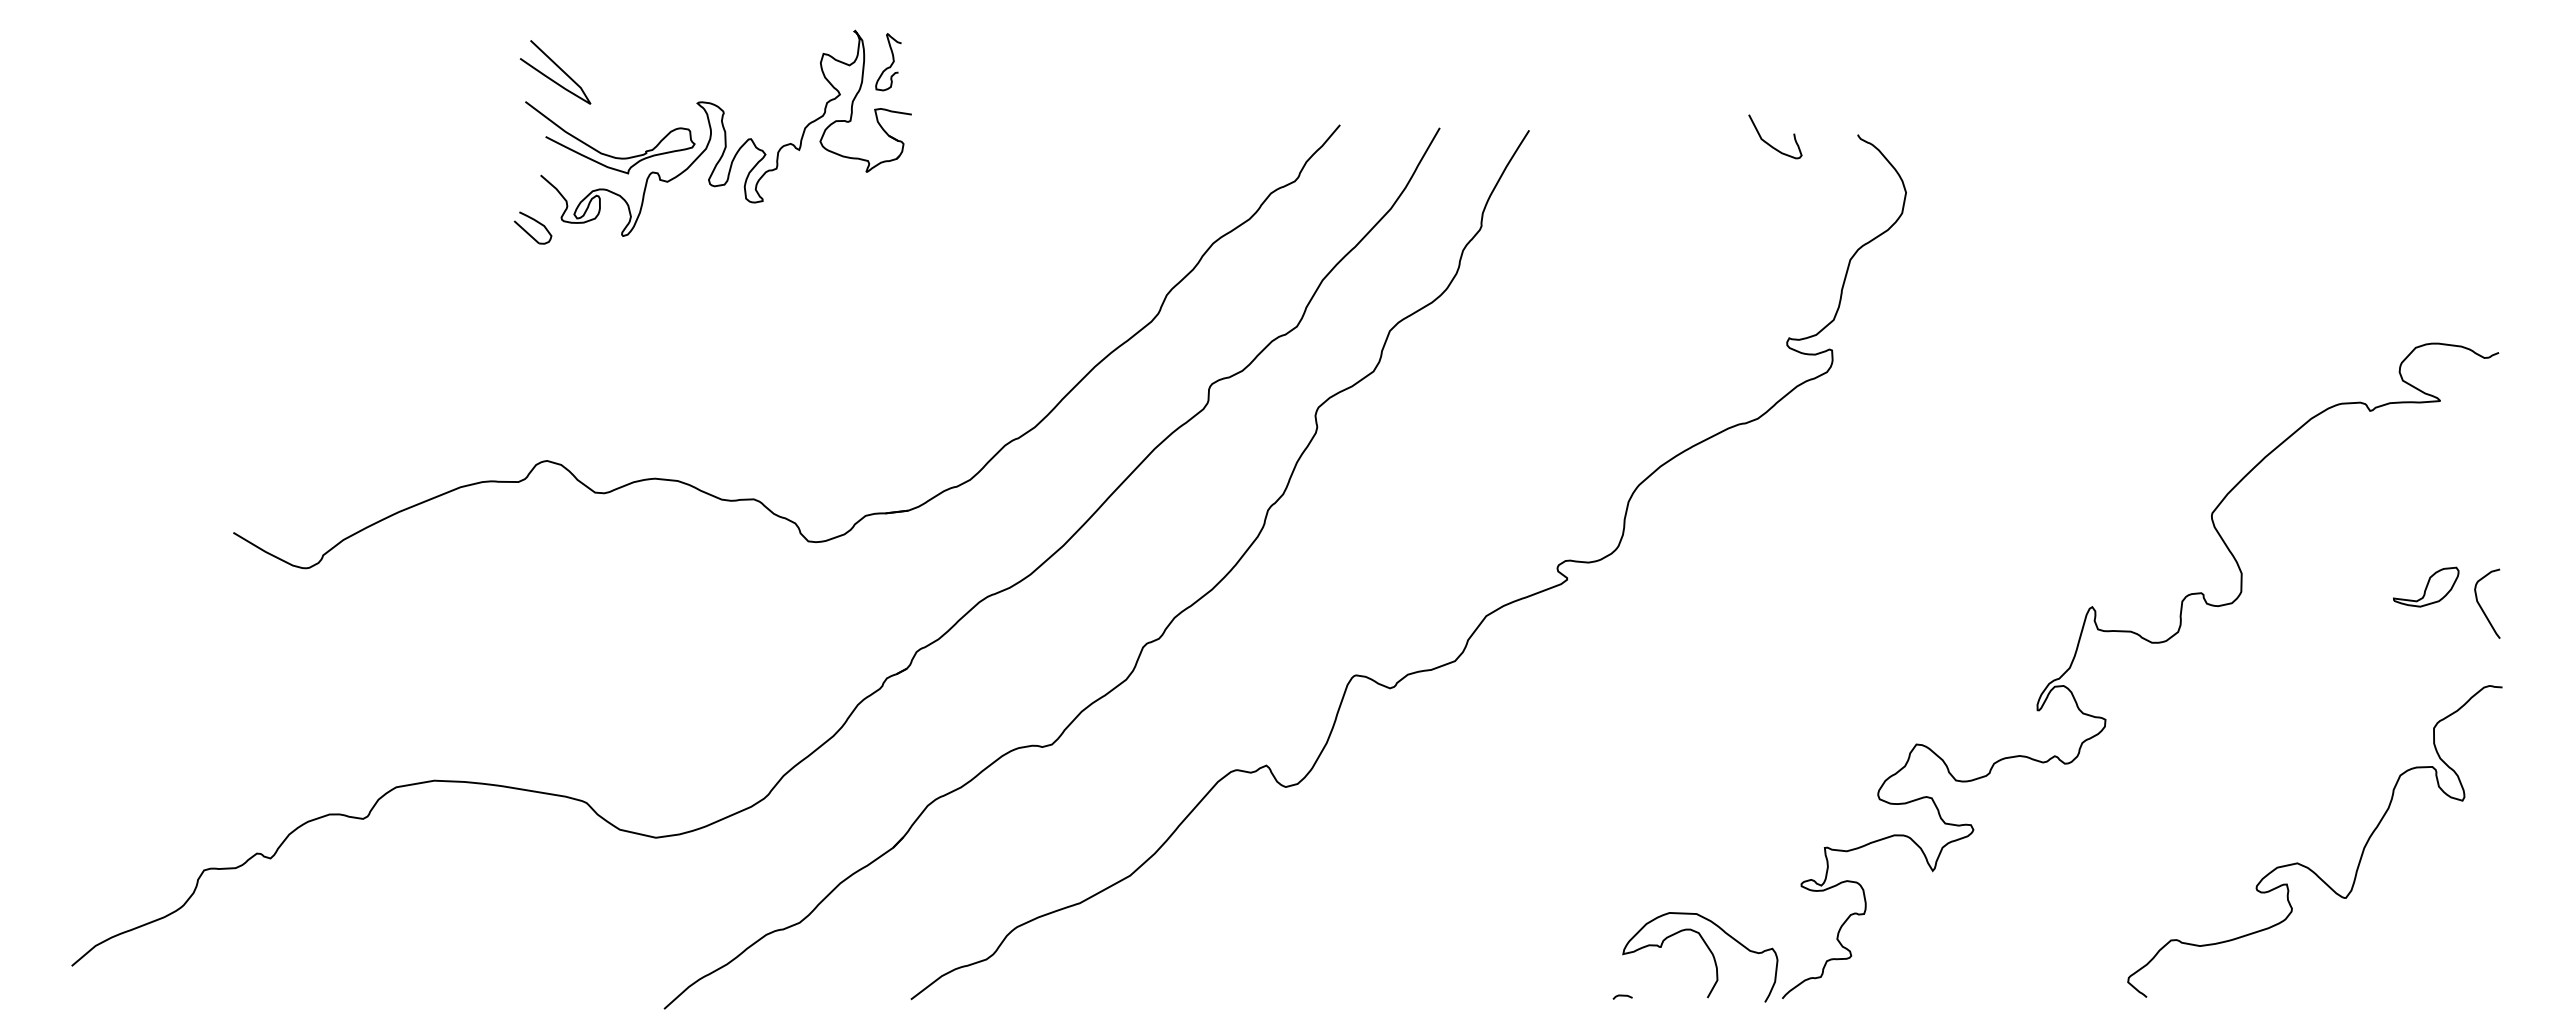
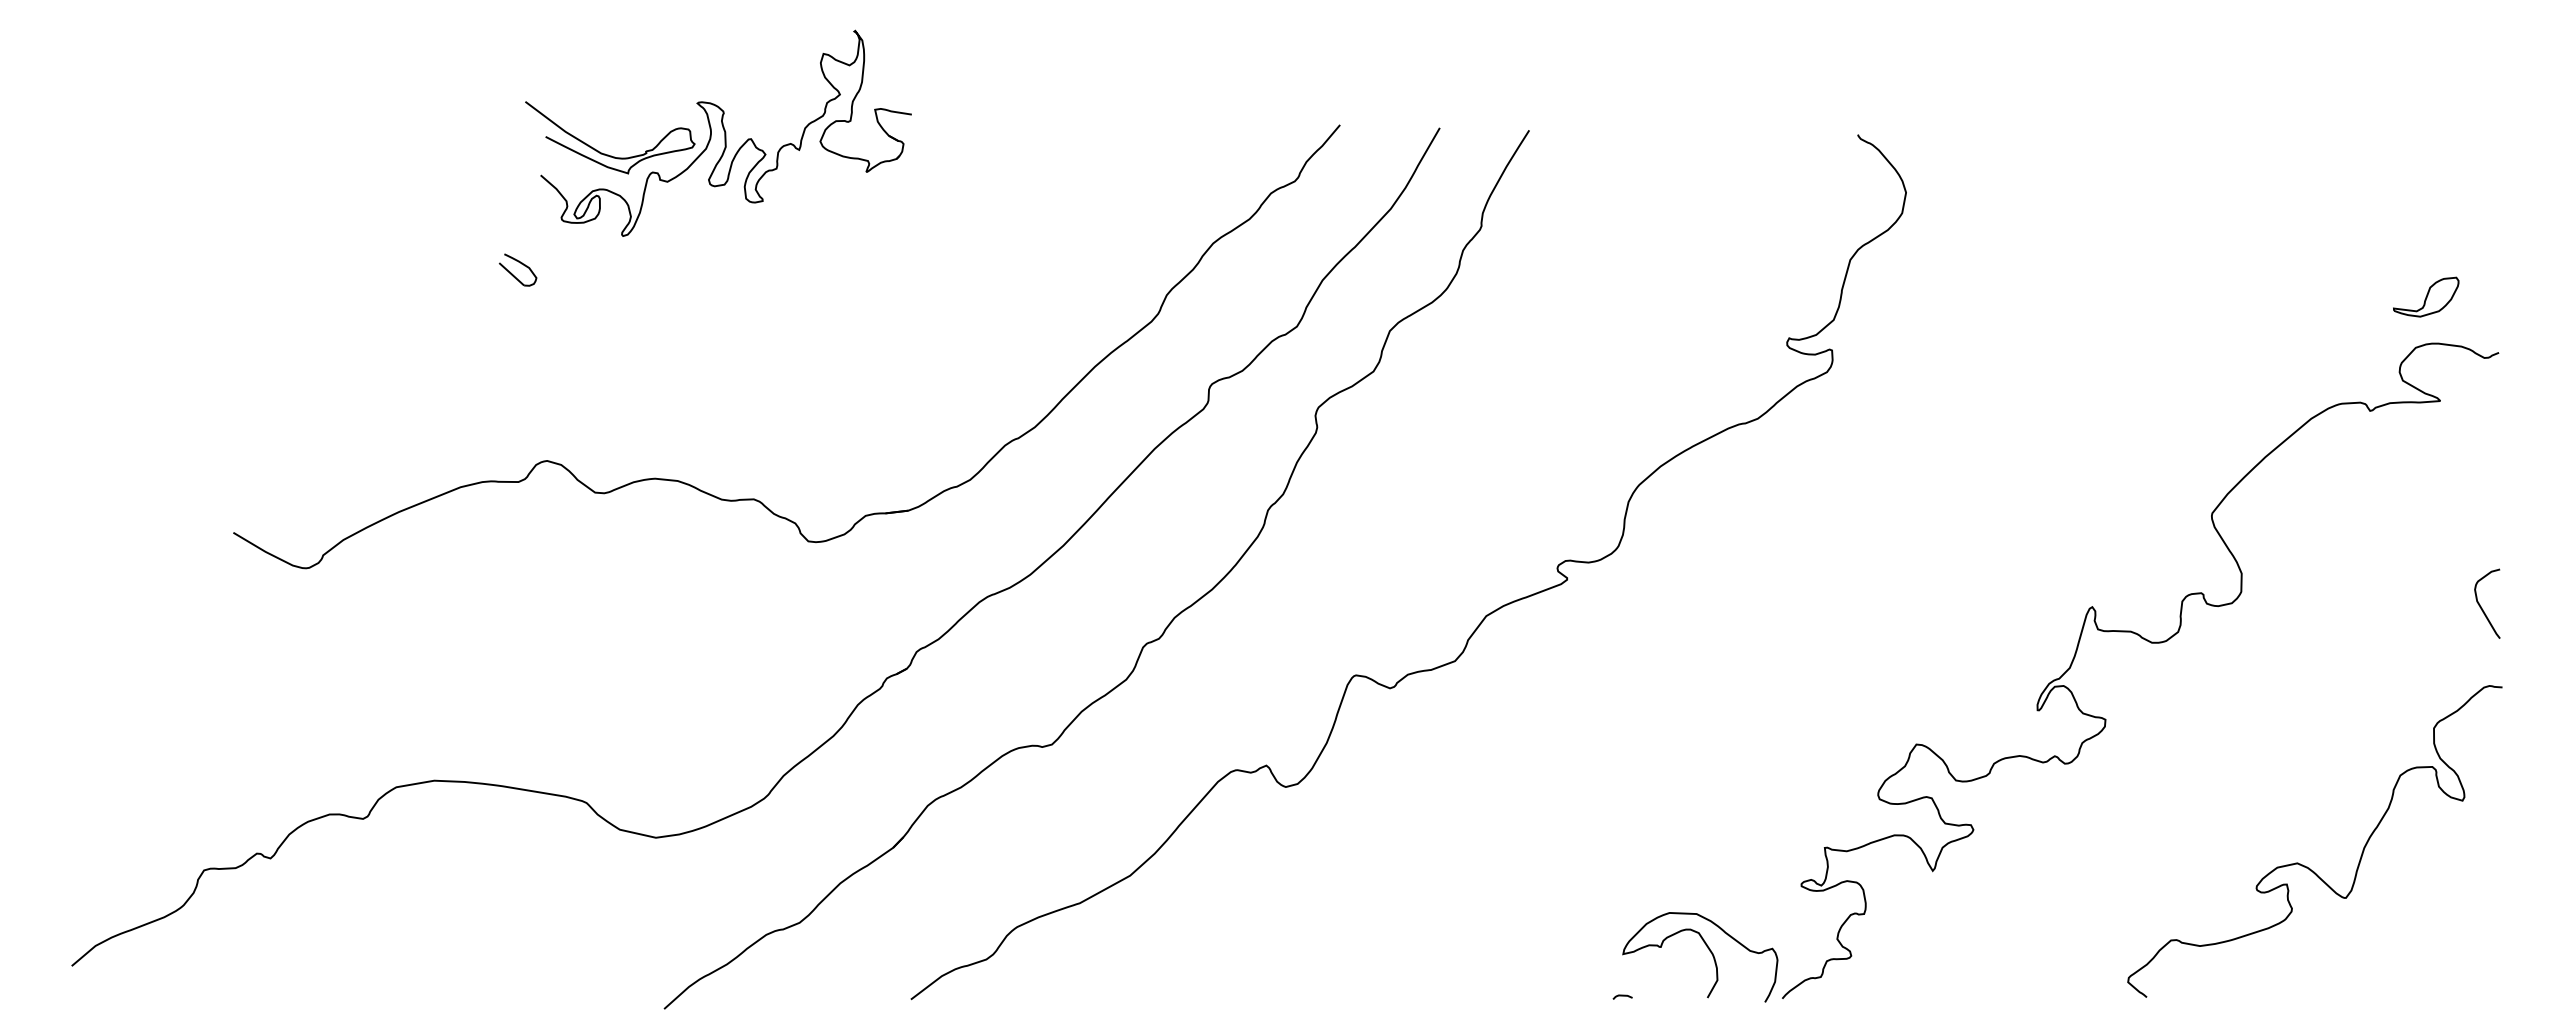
curve: present -> none (890, 64)
curve: present -> none (558, 68)
curve: present -> none (1769, 143)
part position: (536, 222) -> (521, 264) (521, 264)
part position: (2426, 586) -> (2426, 296) (2426, 296)
